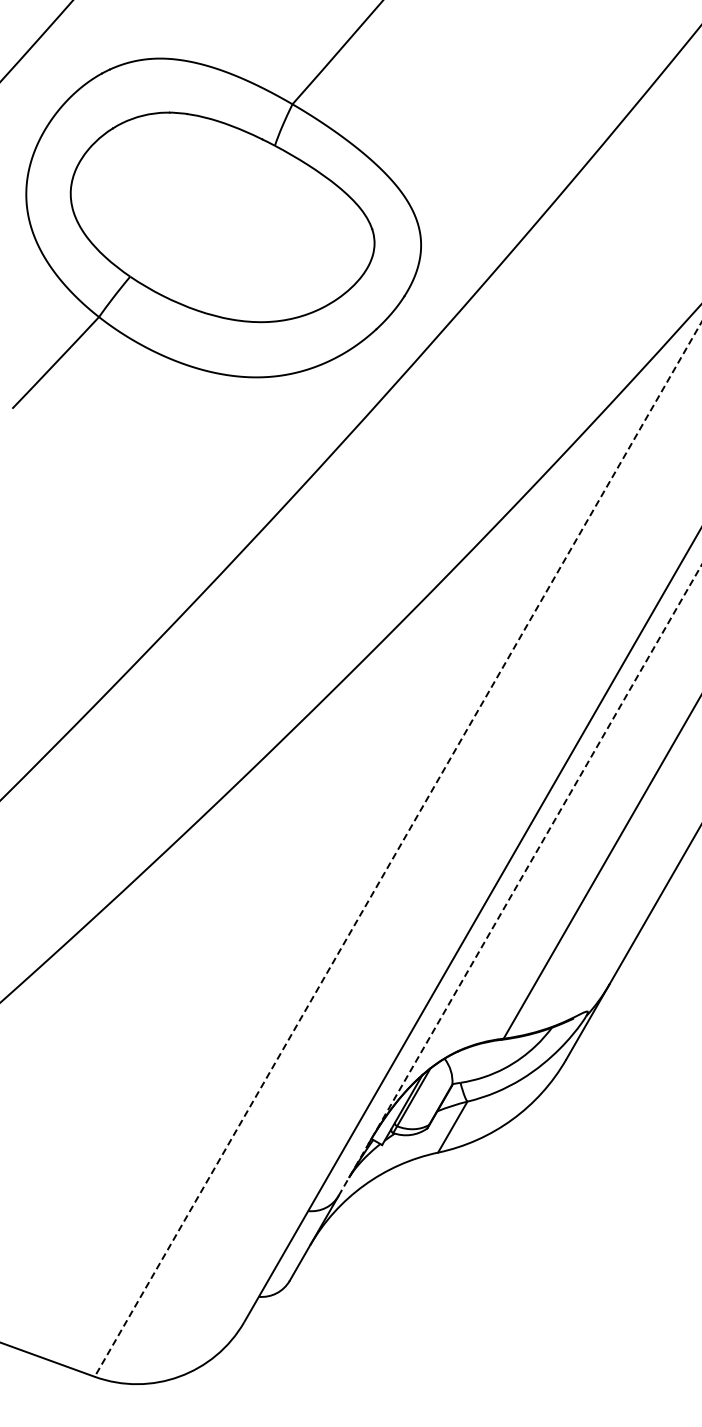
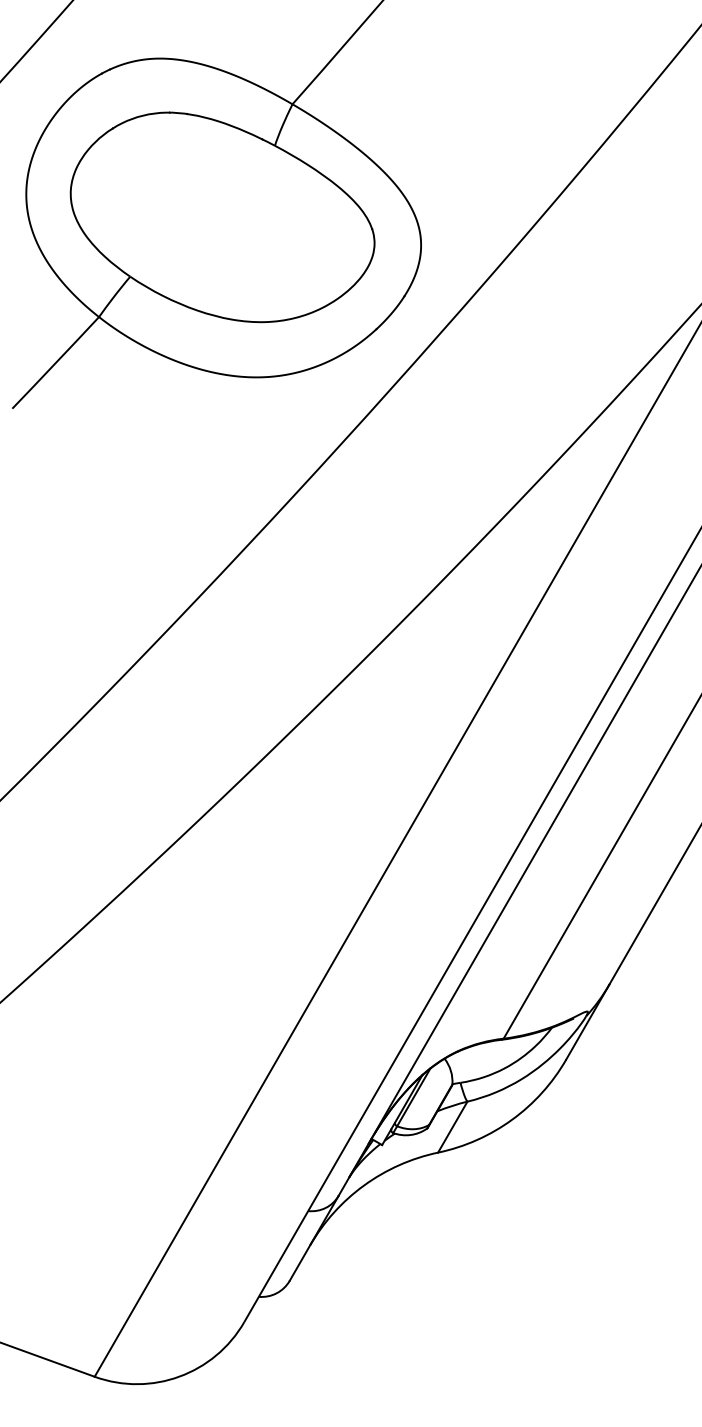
line: dashed -> solid (398, 849)
line: dashed -> solid (520, 880)
